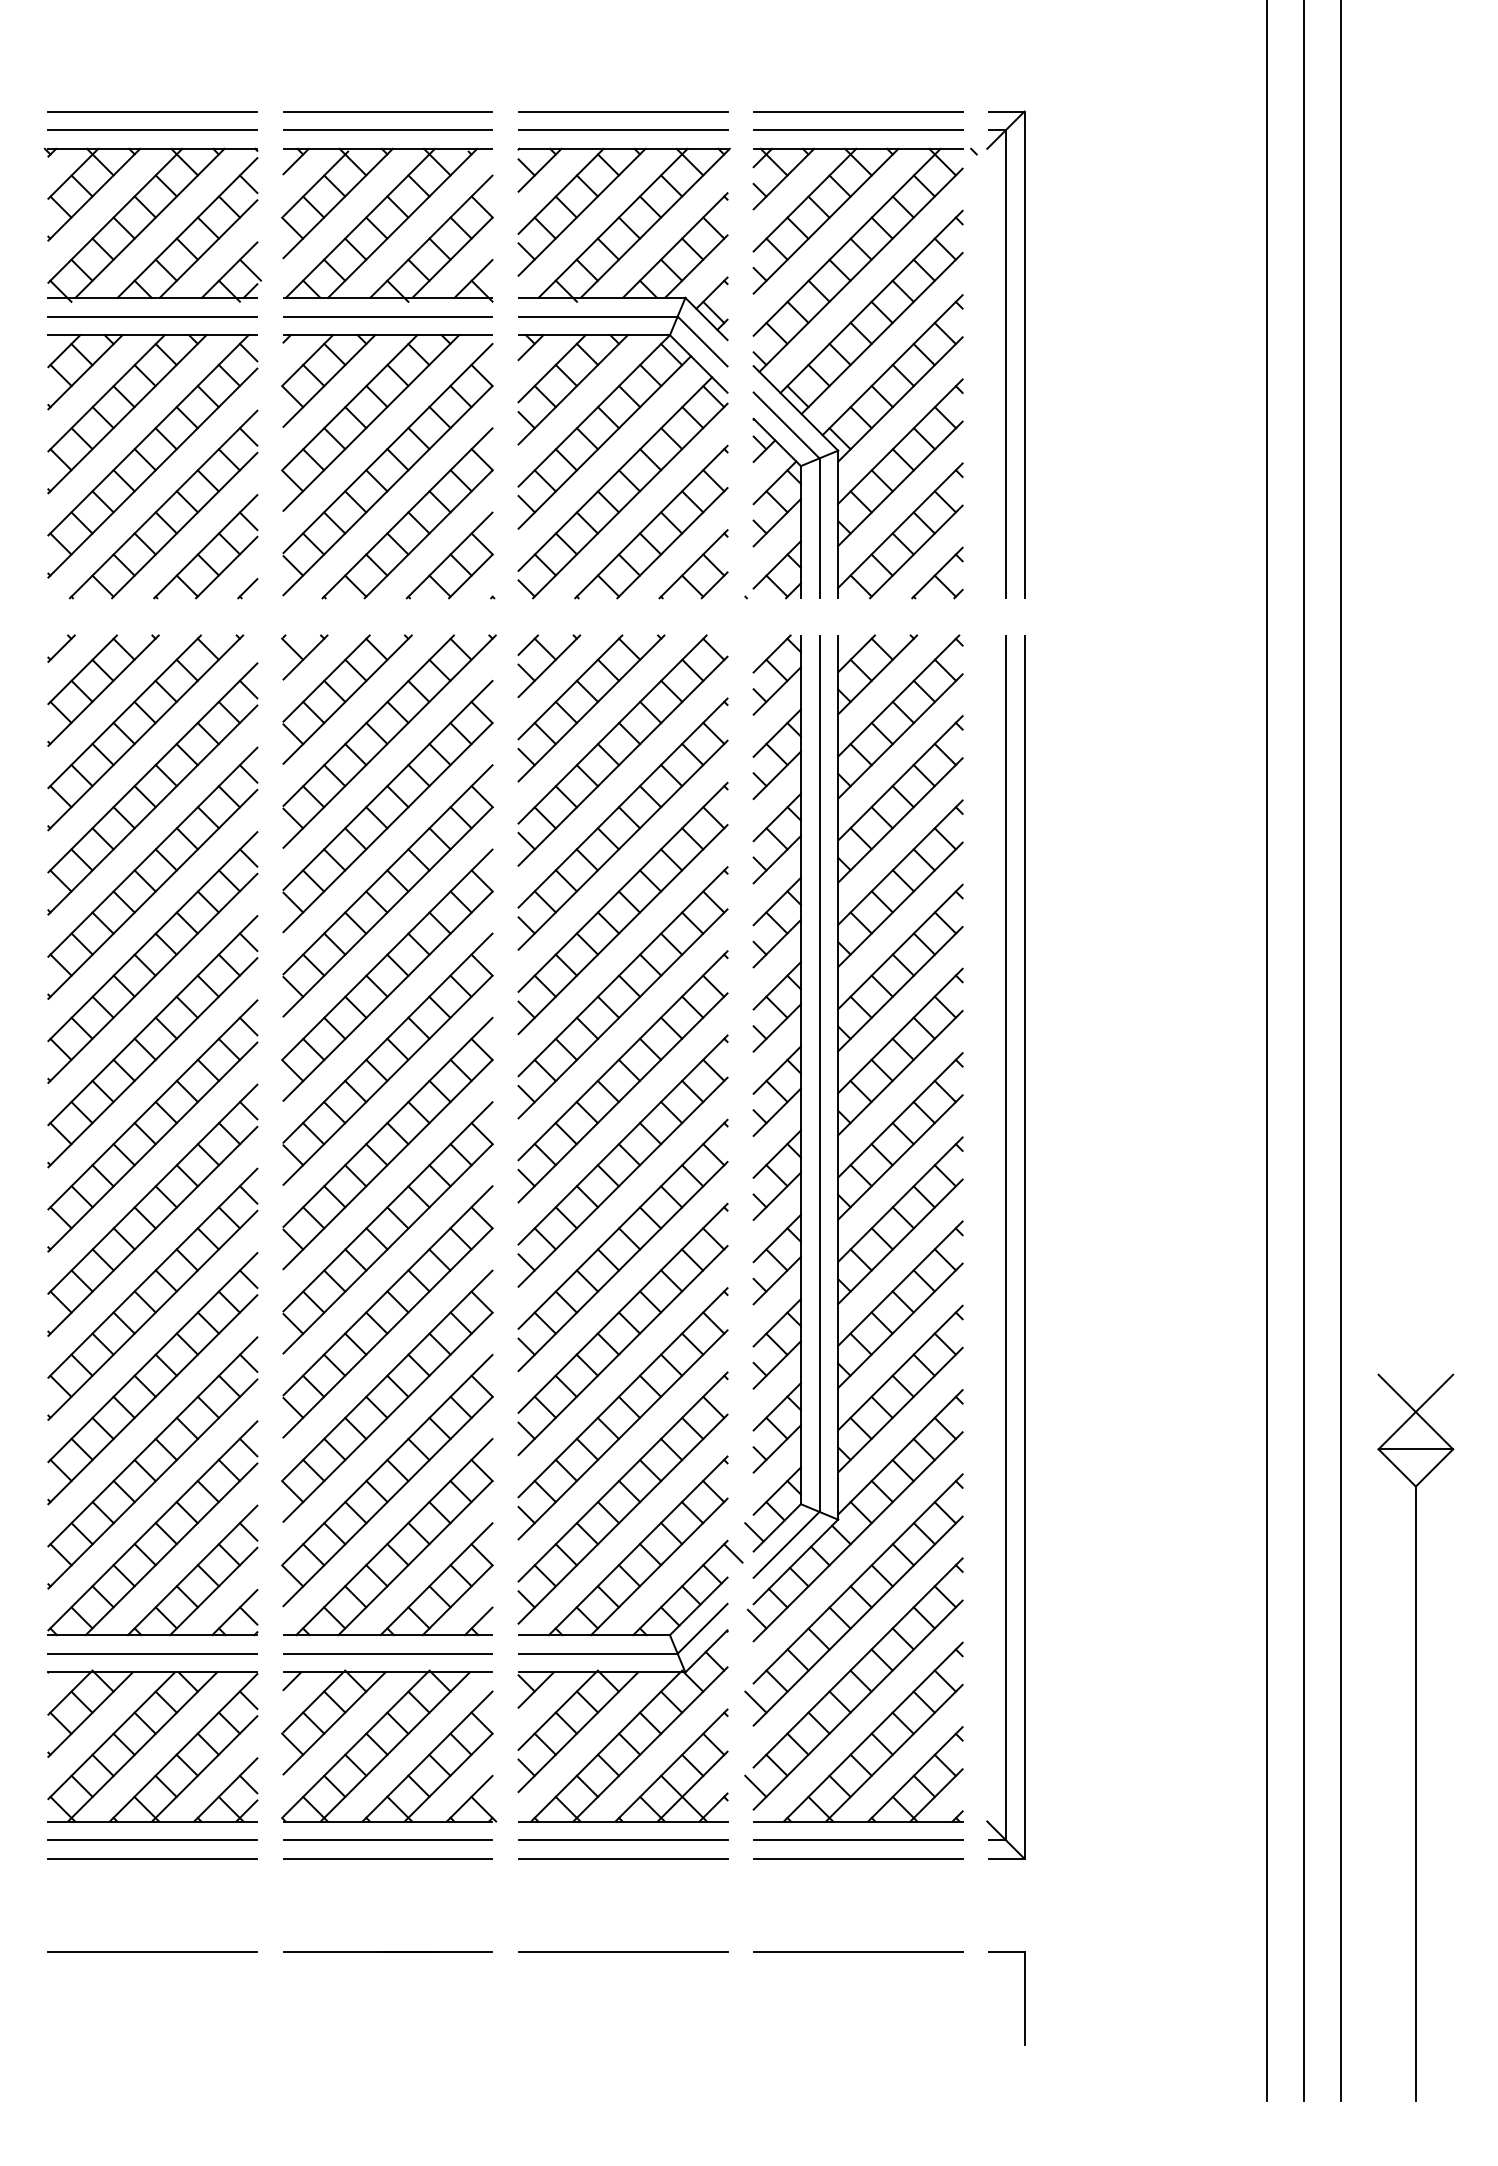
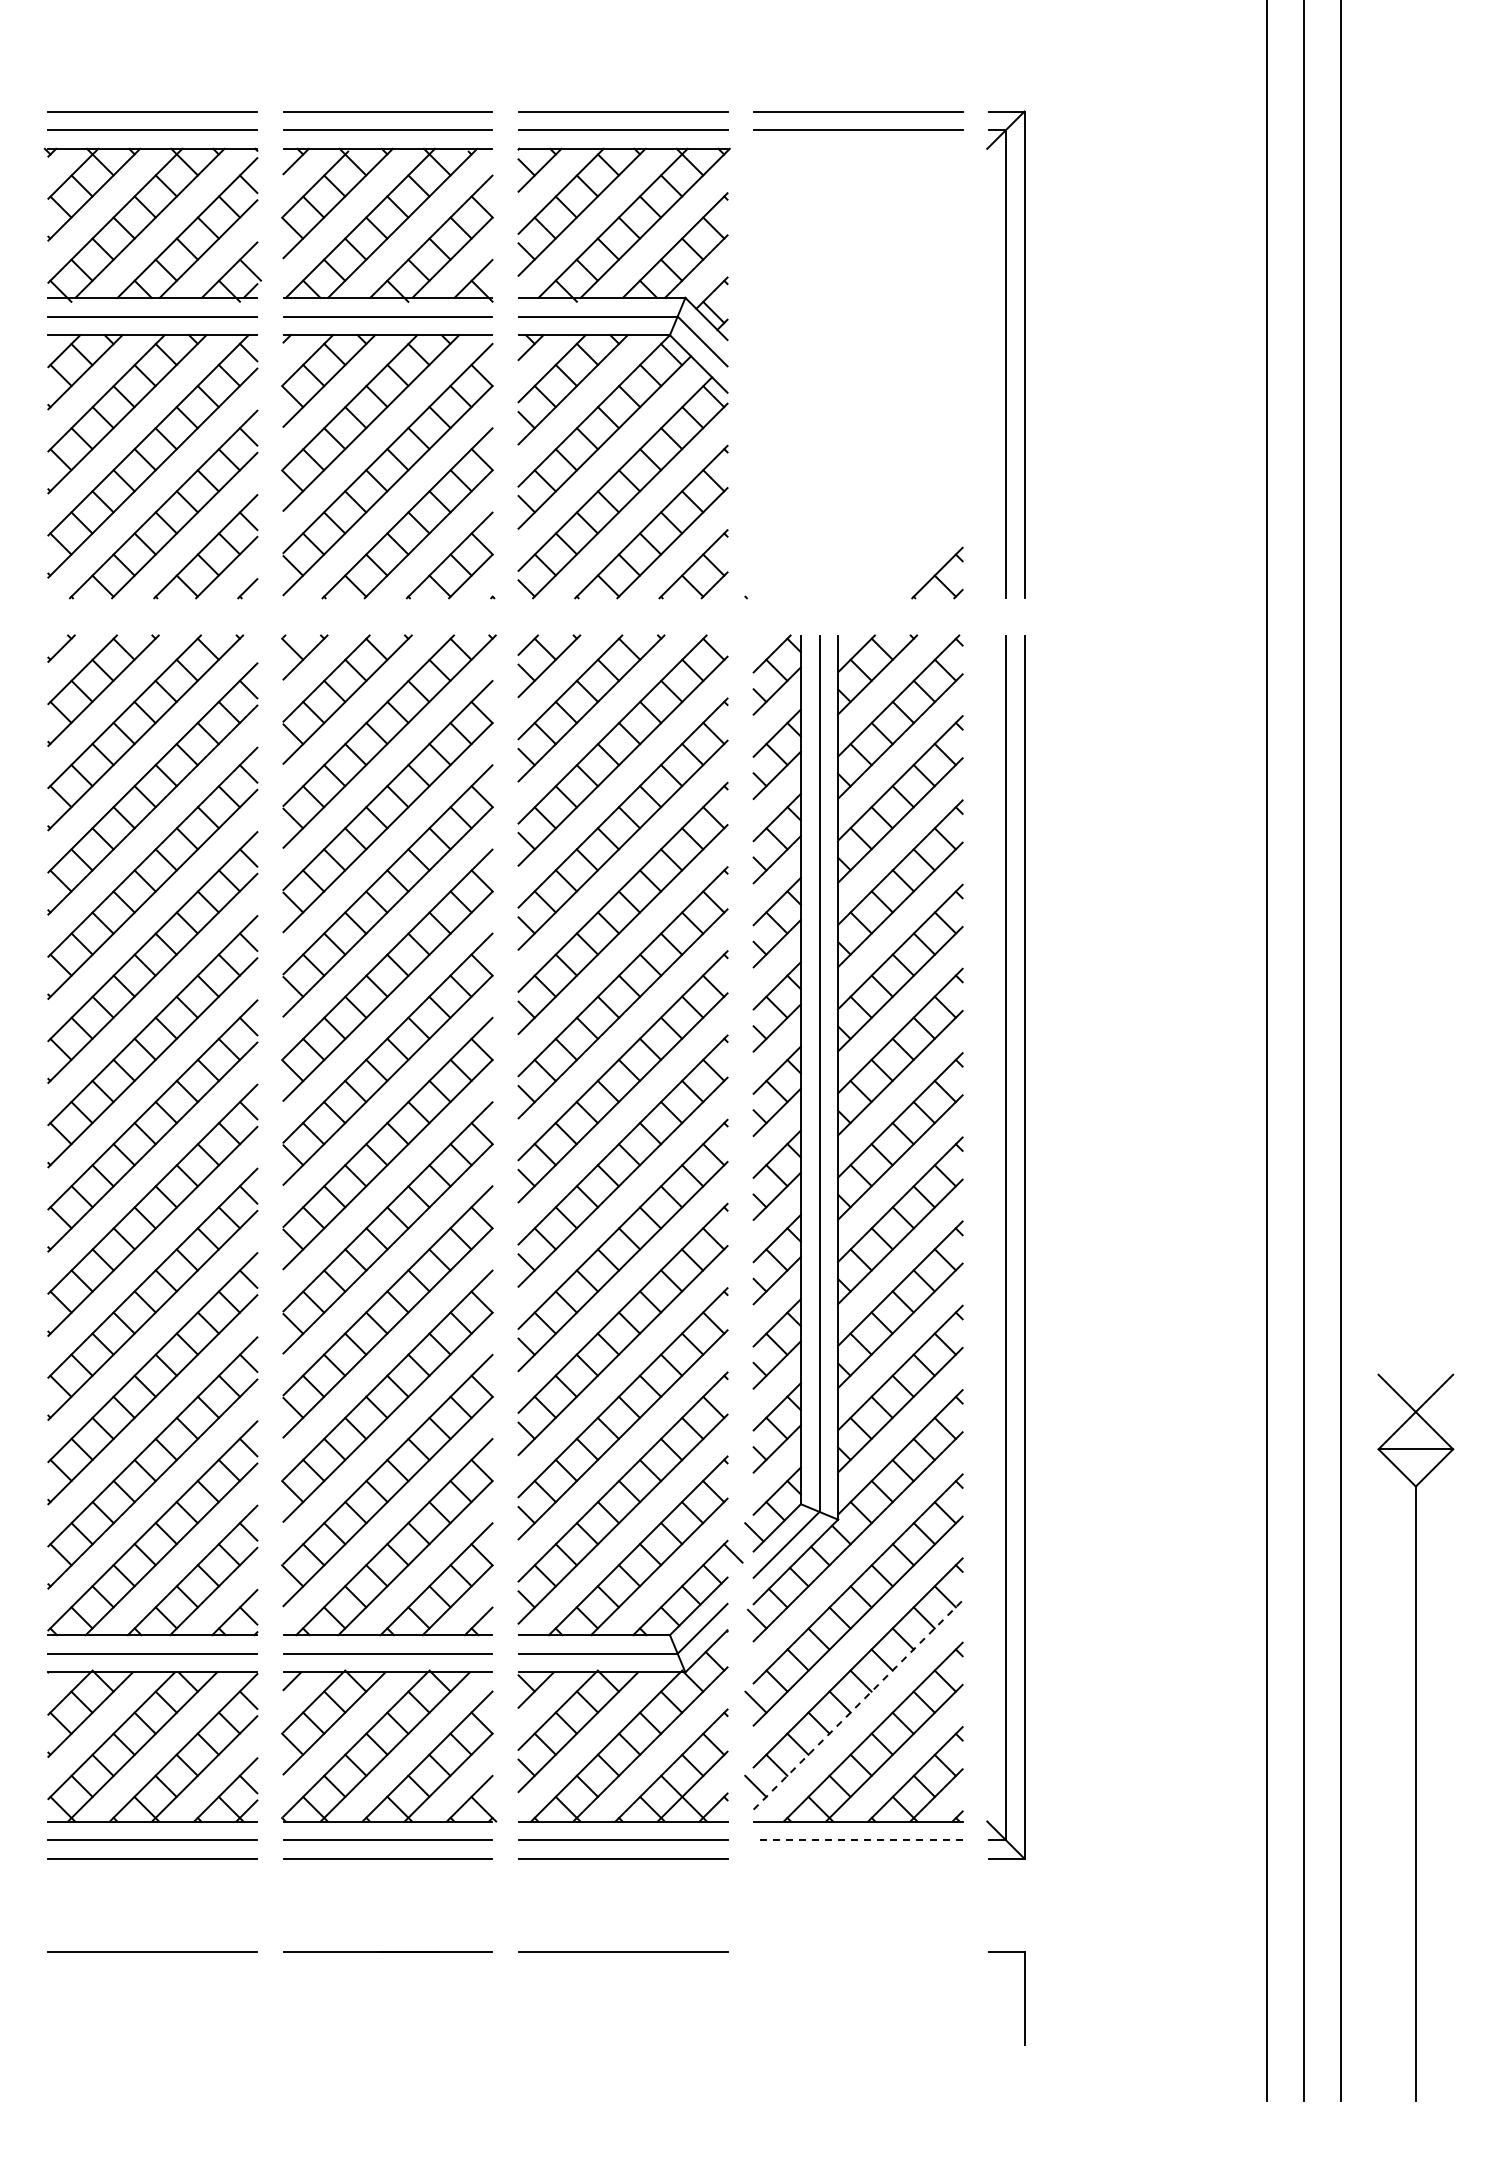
part: present -> none (873, 382)
line: solid -> dashed (858, 1705)
line: solid -> dashed (857, 1840)
line: present -> none (857, 1858)
line: present -> none (857, 1951)
